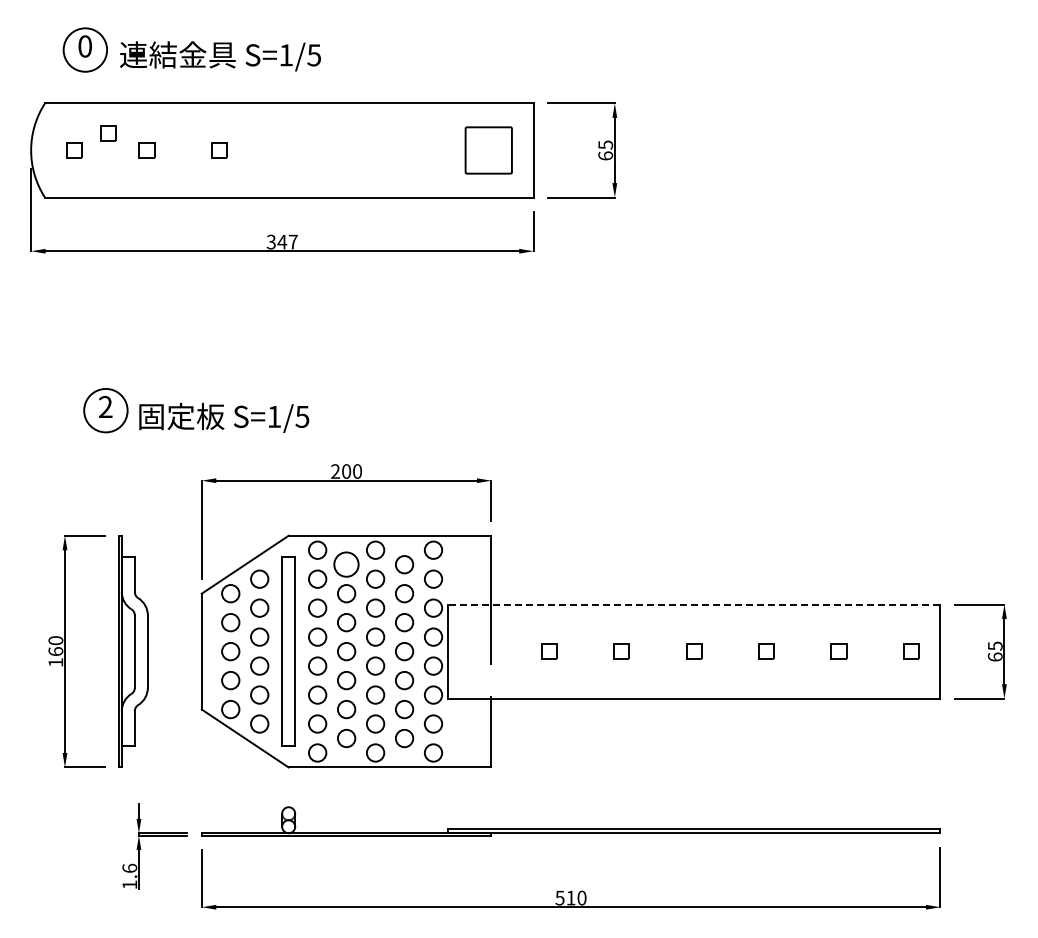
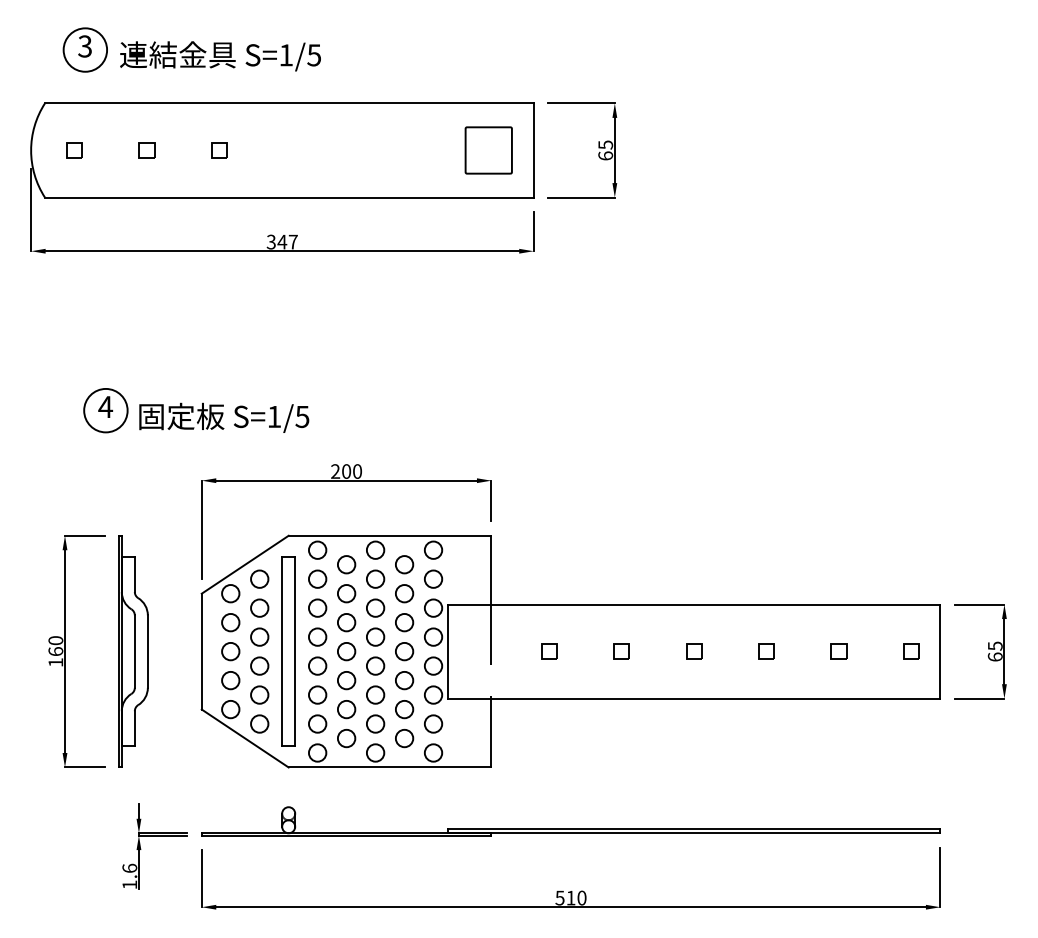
text: 0 -> 3 (84, 46)
part: present -> none (108, 133)
text: 2 -> 4 (105, 406)
circle size: 27x27 px -> 20x20 px (346, 564)
line: dashed -> solid (693, 604)
